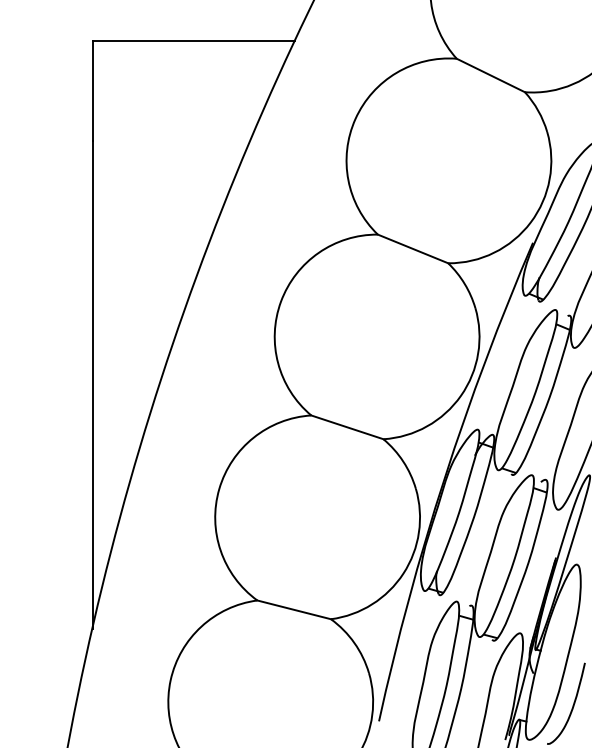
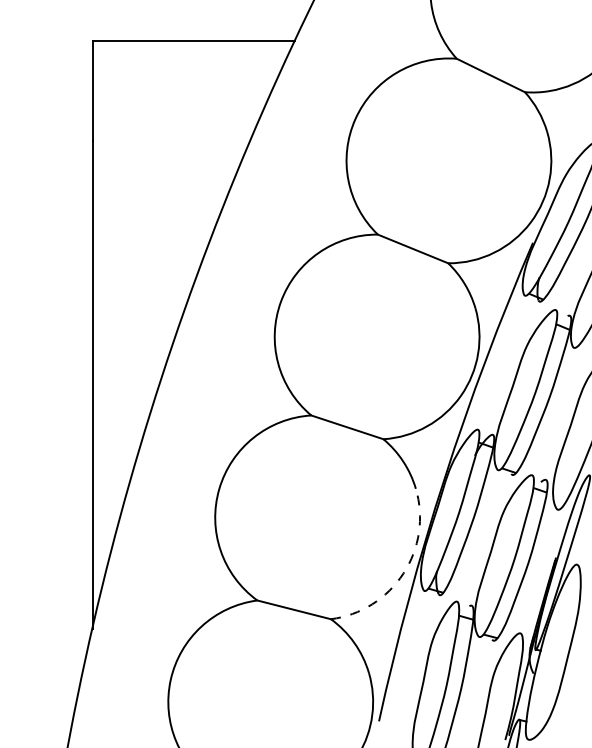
arc: solid -> dashed (403, 573)
curve: present -> none (572, 705)
